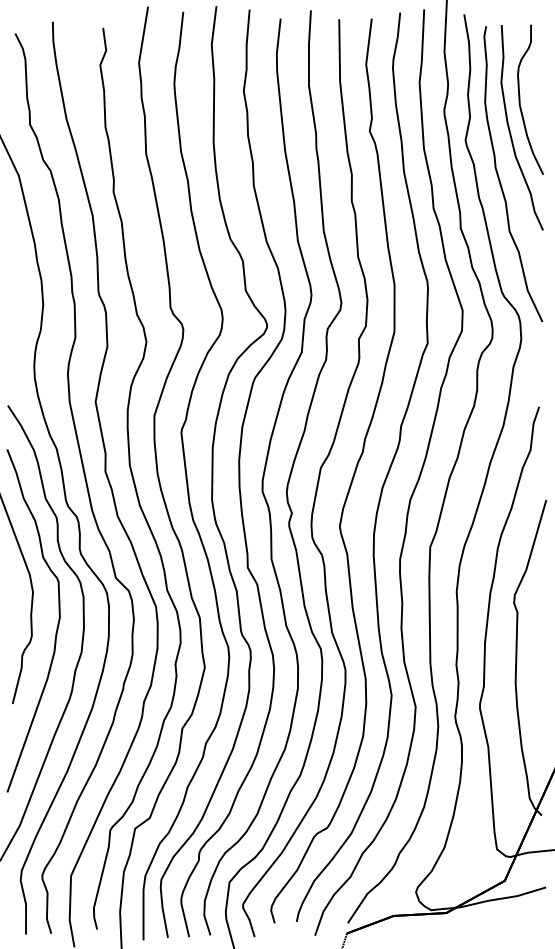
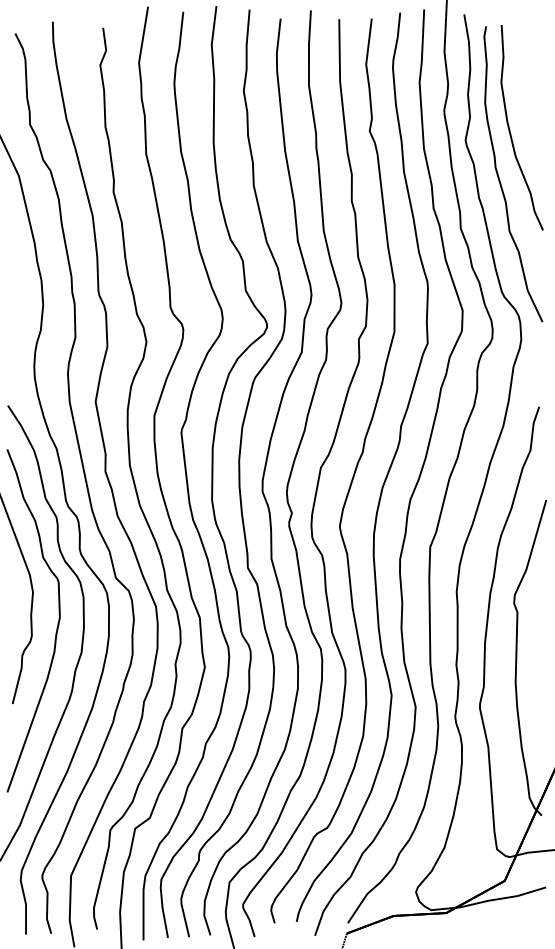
part: present -> none (520, 99)
